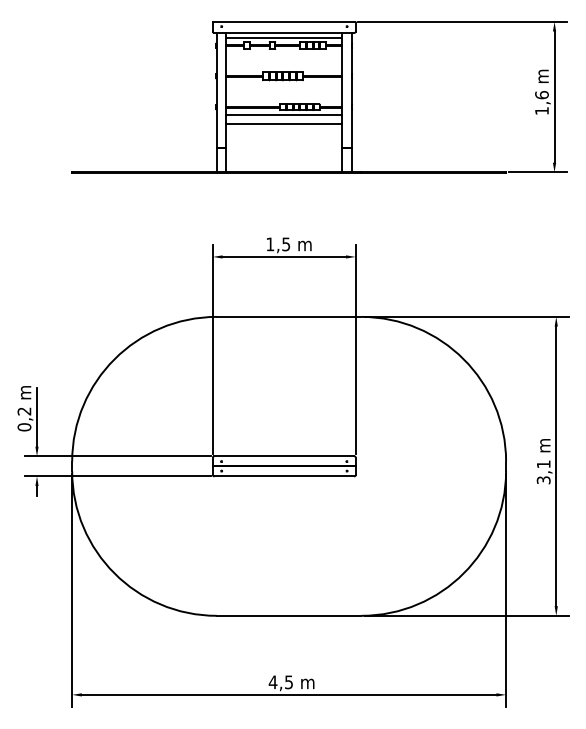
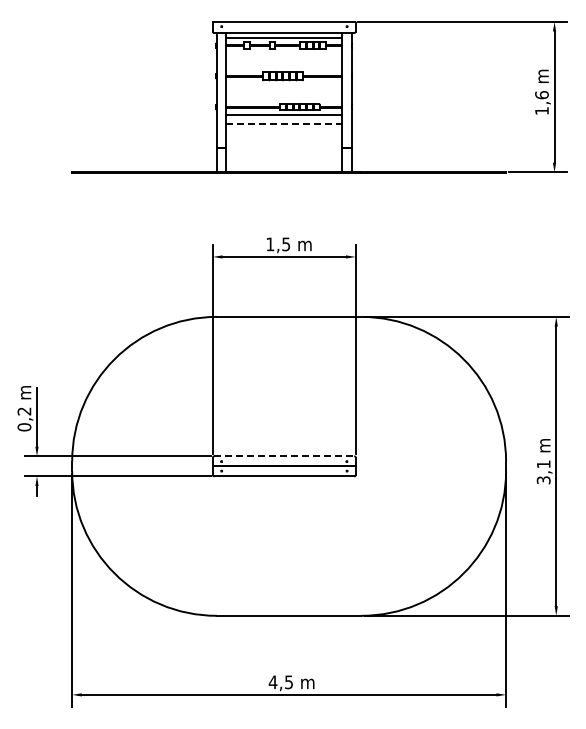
line: solid -> dashed (284, 124)
line: solid -> dashed (284, 456)
